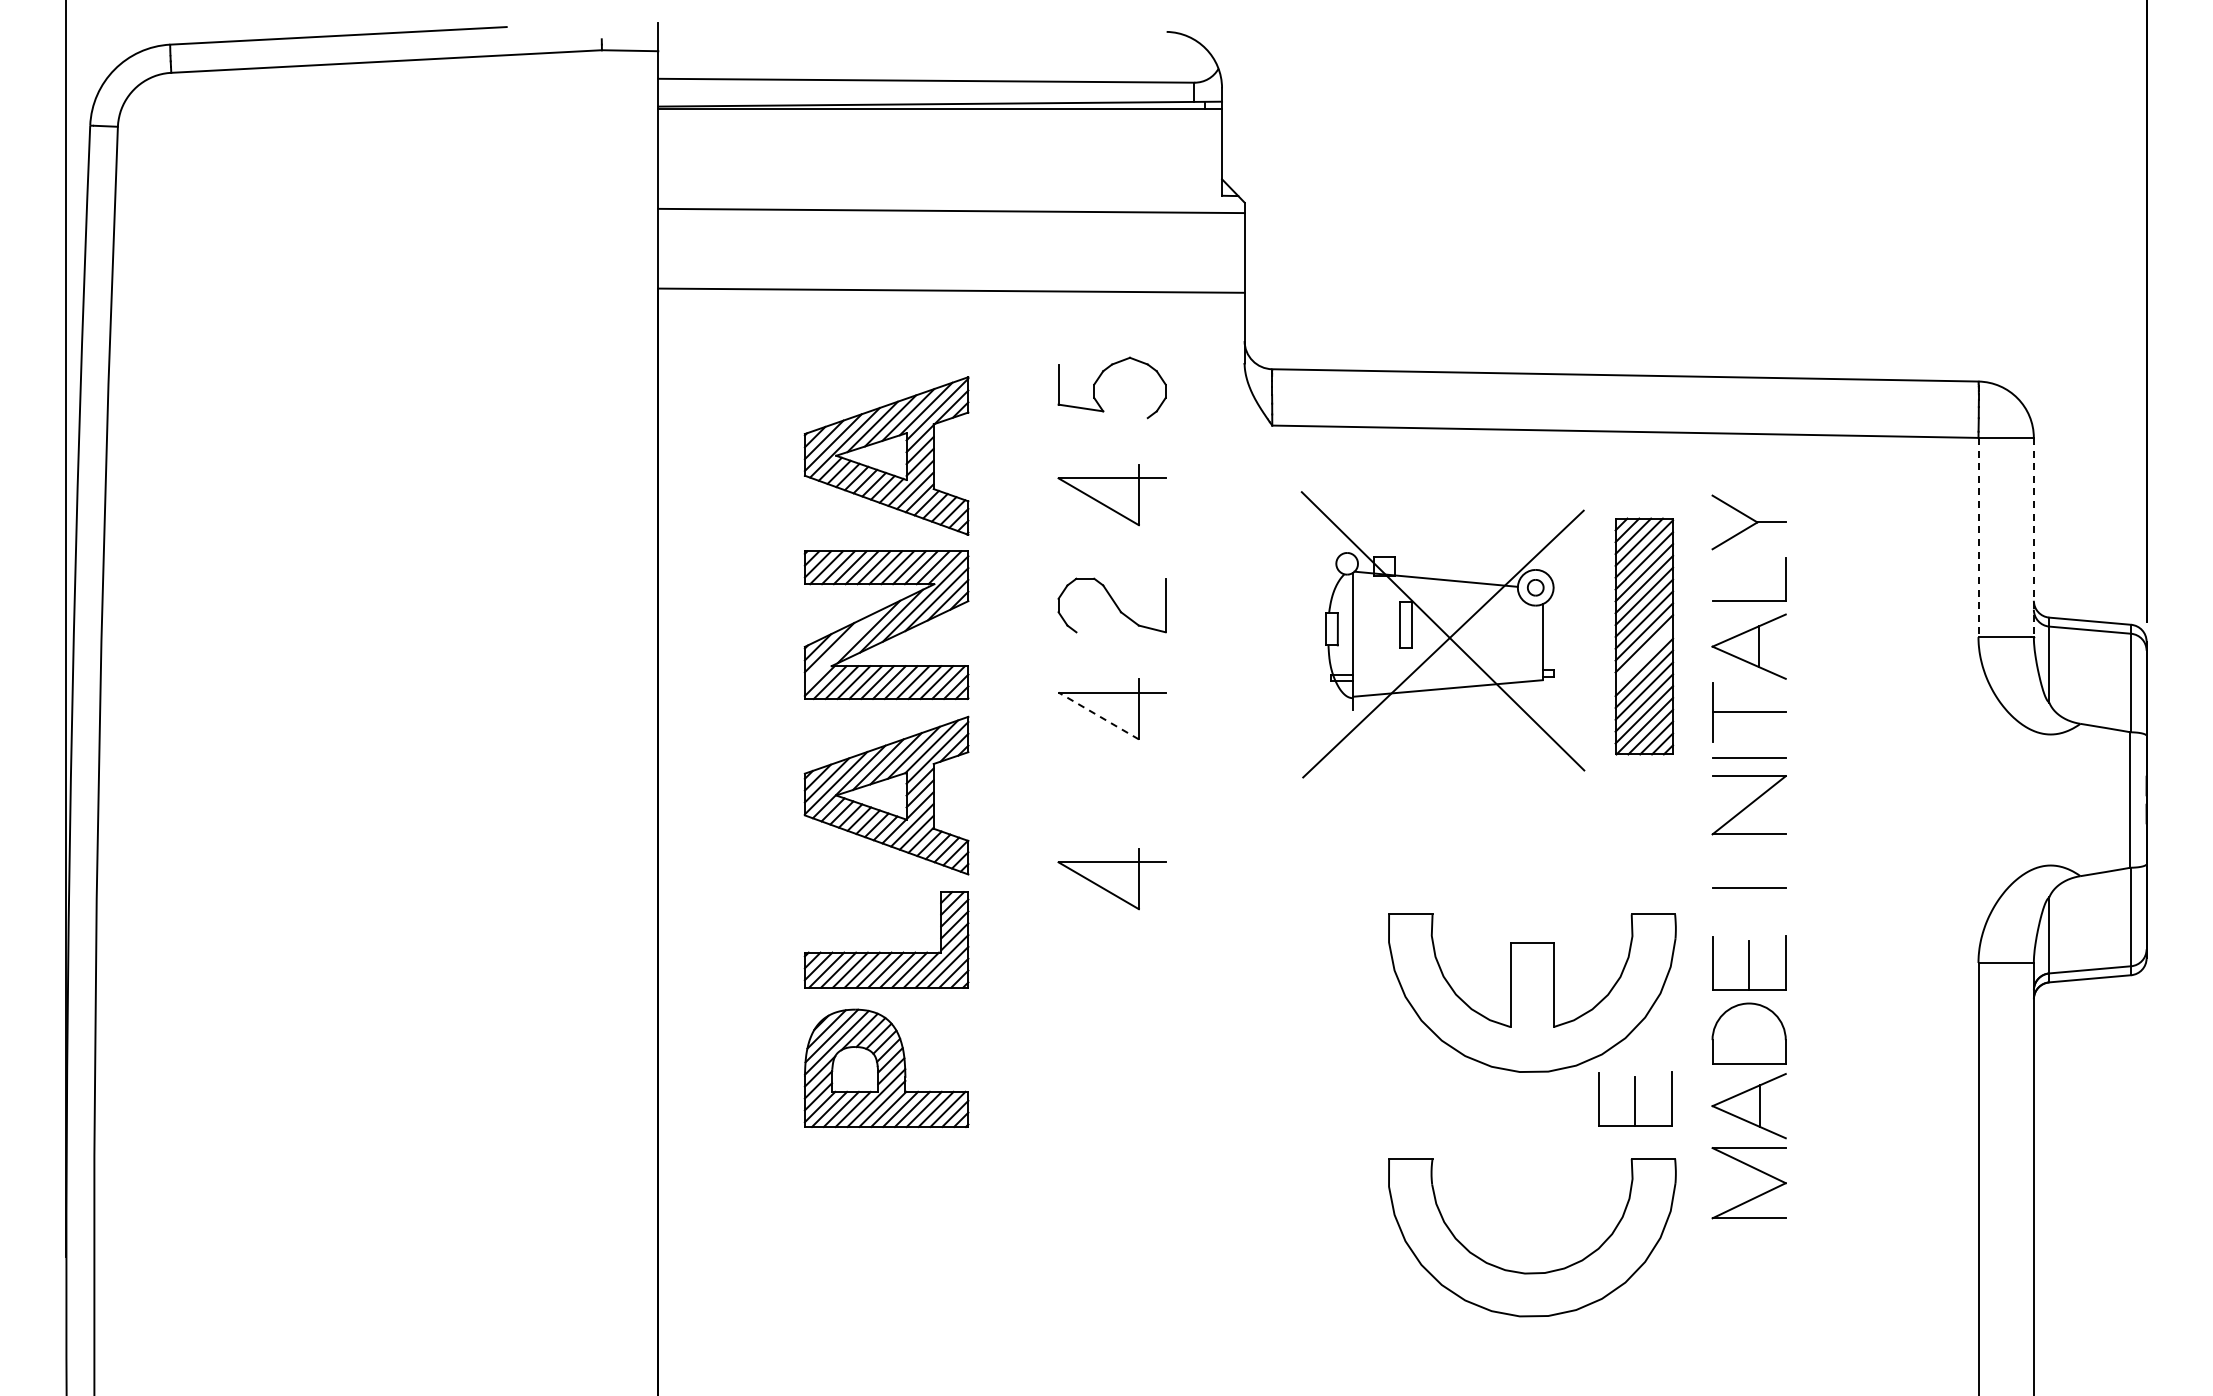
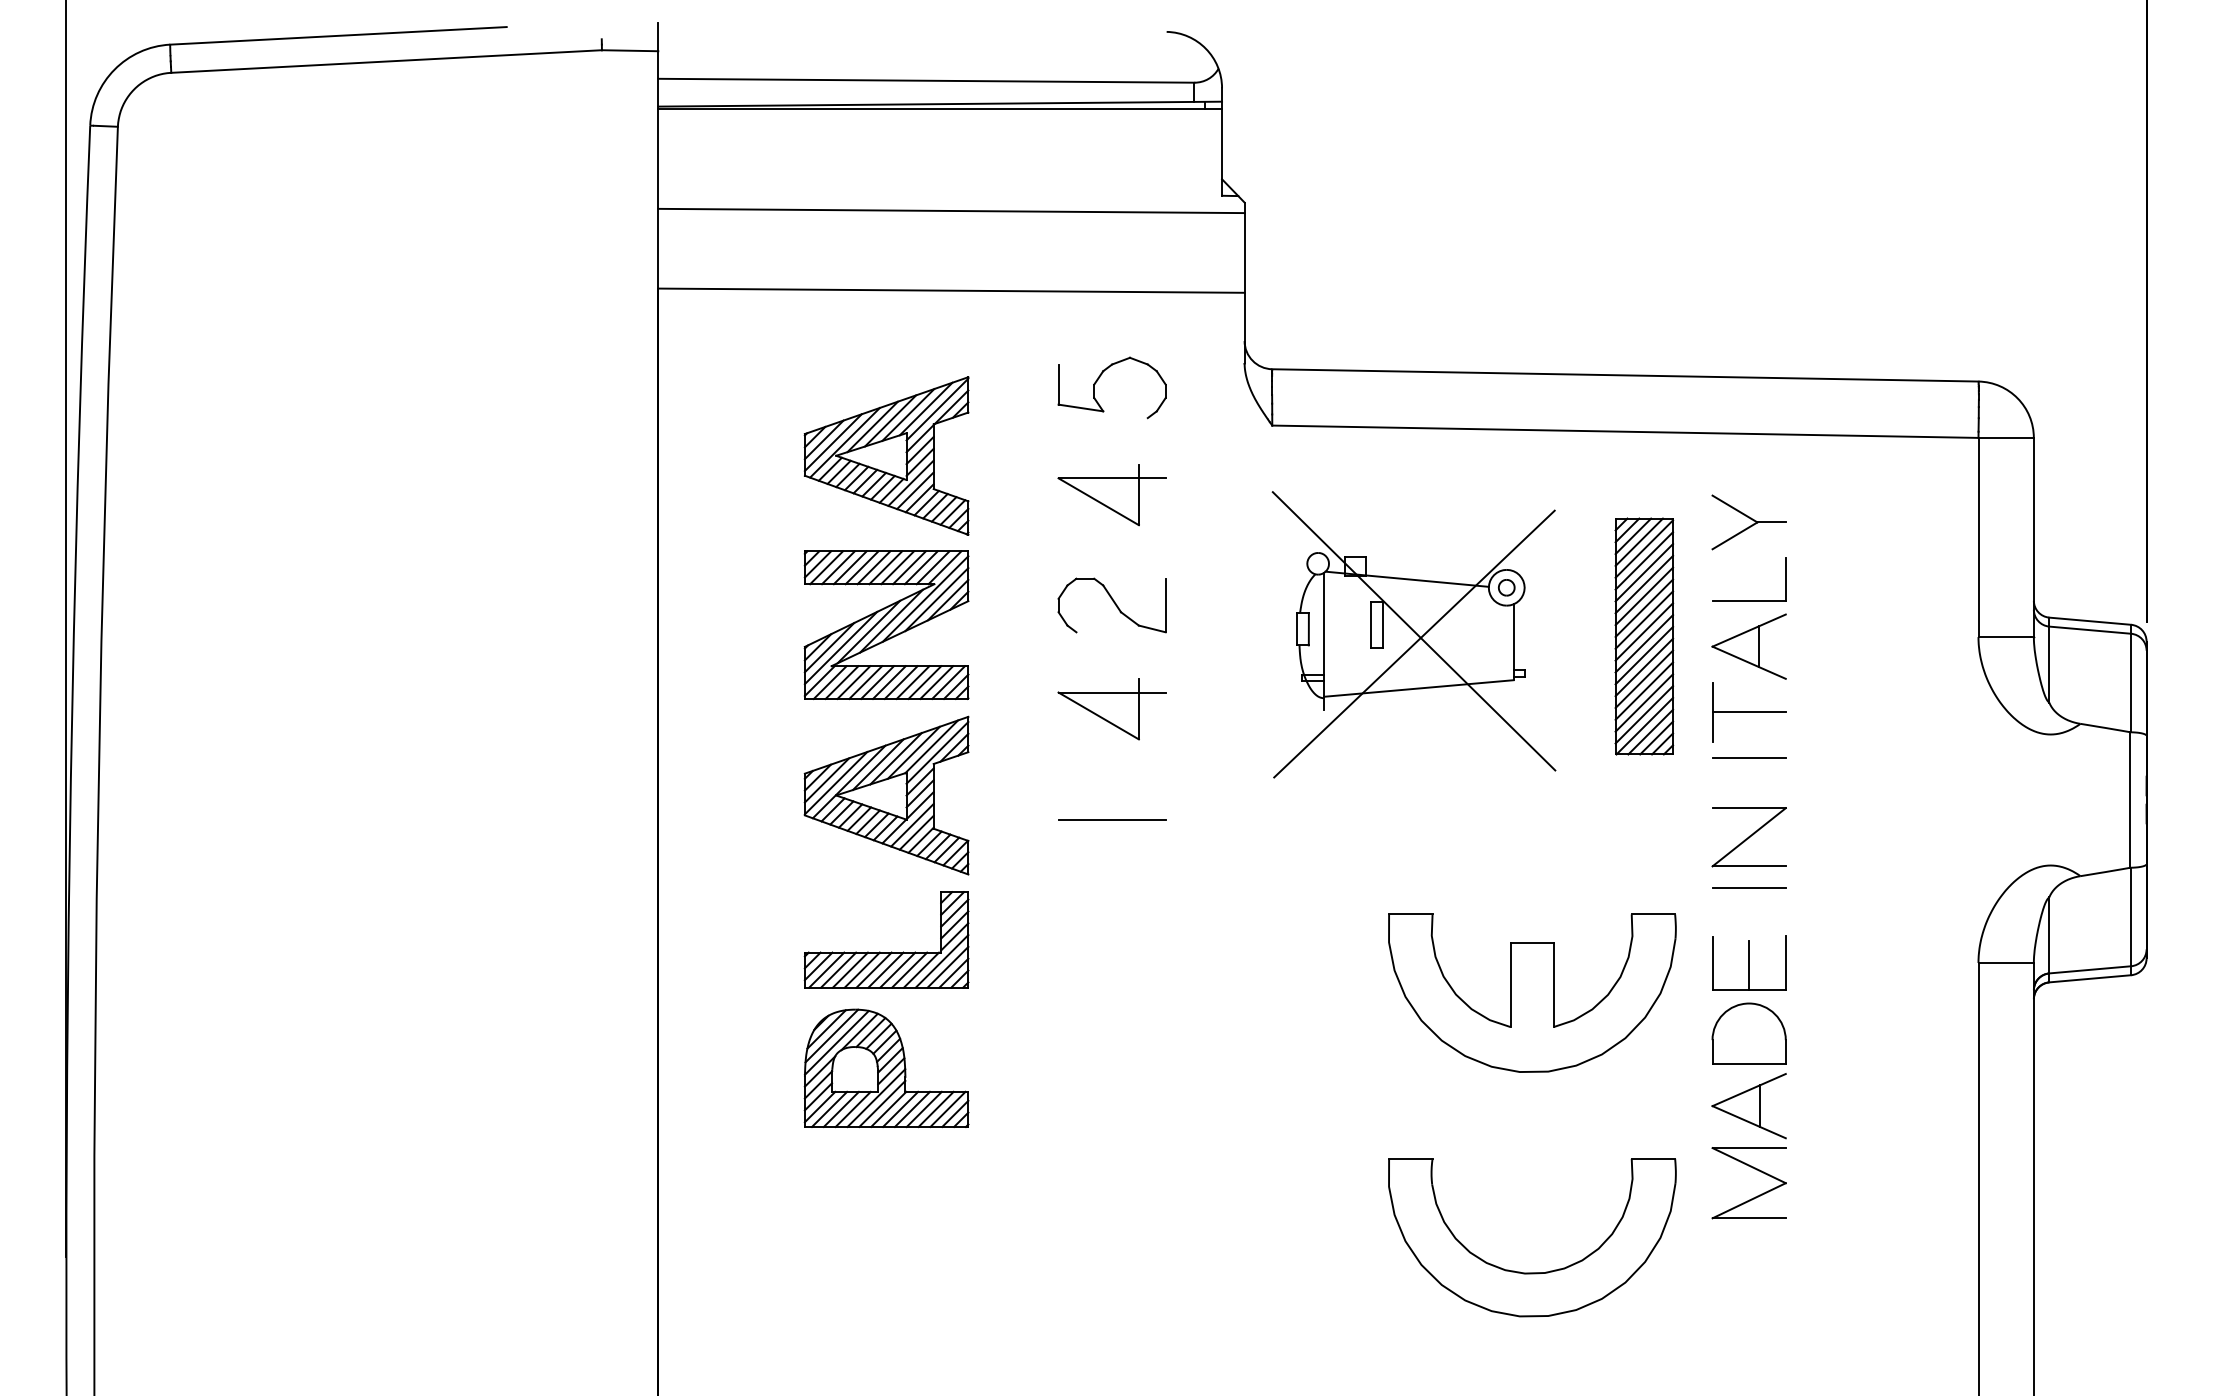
line: dashed -> solid (1978, 537)
line: dashed -> solid (2033, 537)
part position: (1442, 634) -> (1413, 634) (1413, 634)
line: none -> present (840, 647)
line: none -> present (1644, 655)
line: dashed -> solid (1098, 715)
part position: (1748, 805) -> (1748, 837) (1748, 837)
line: none -> present (1111, 819)
part: present -> none (1111, 879)
part: present -> none (1635, 1098)
